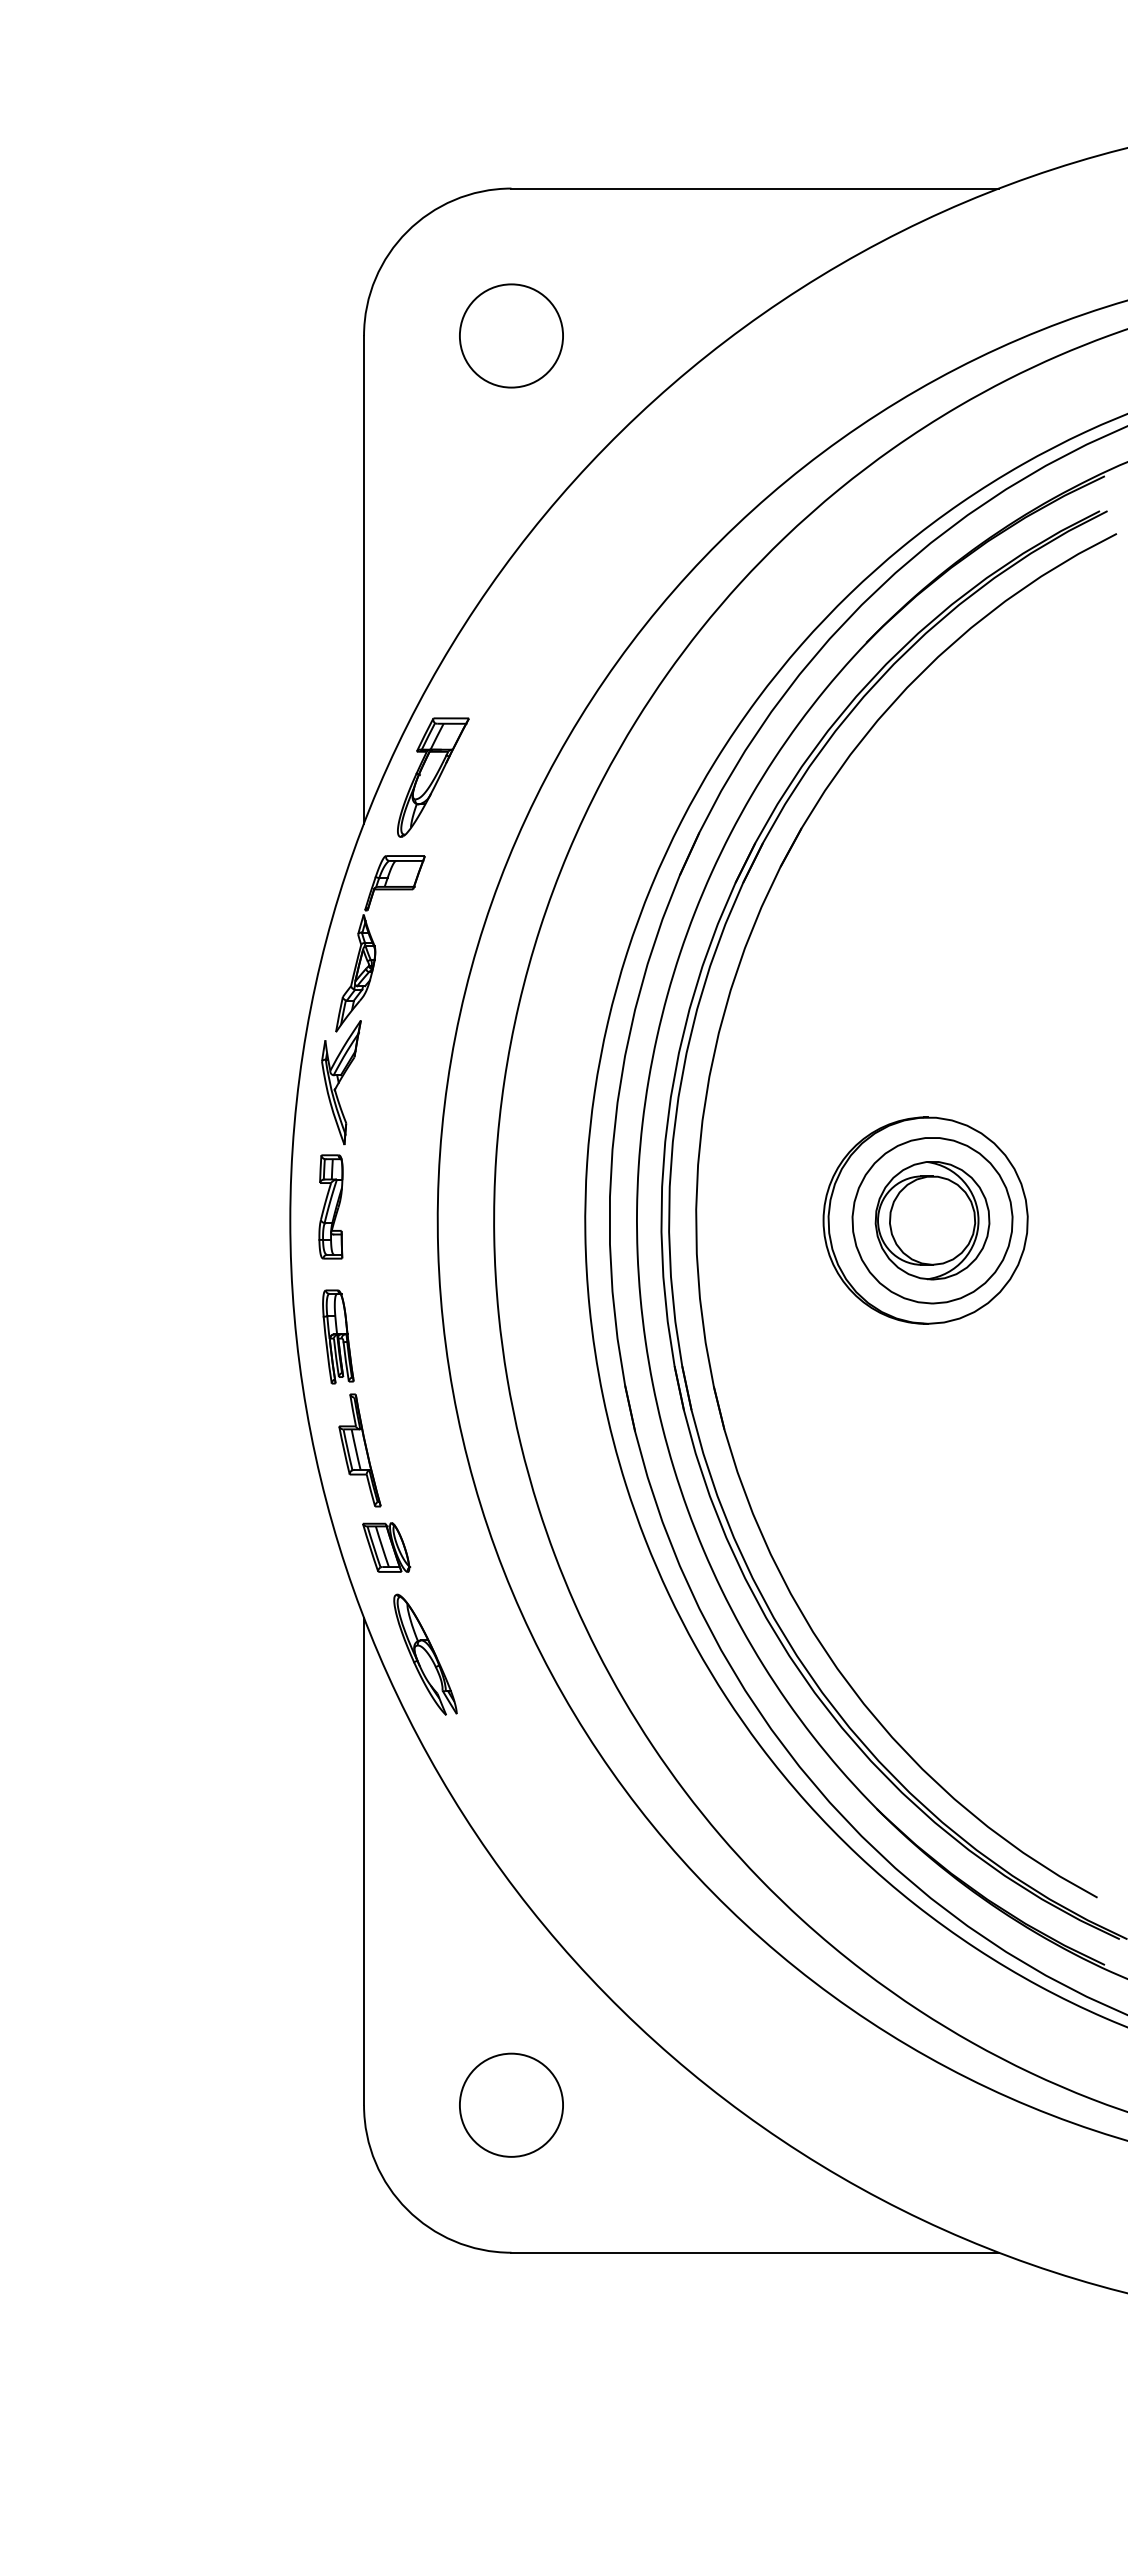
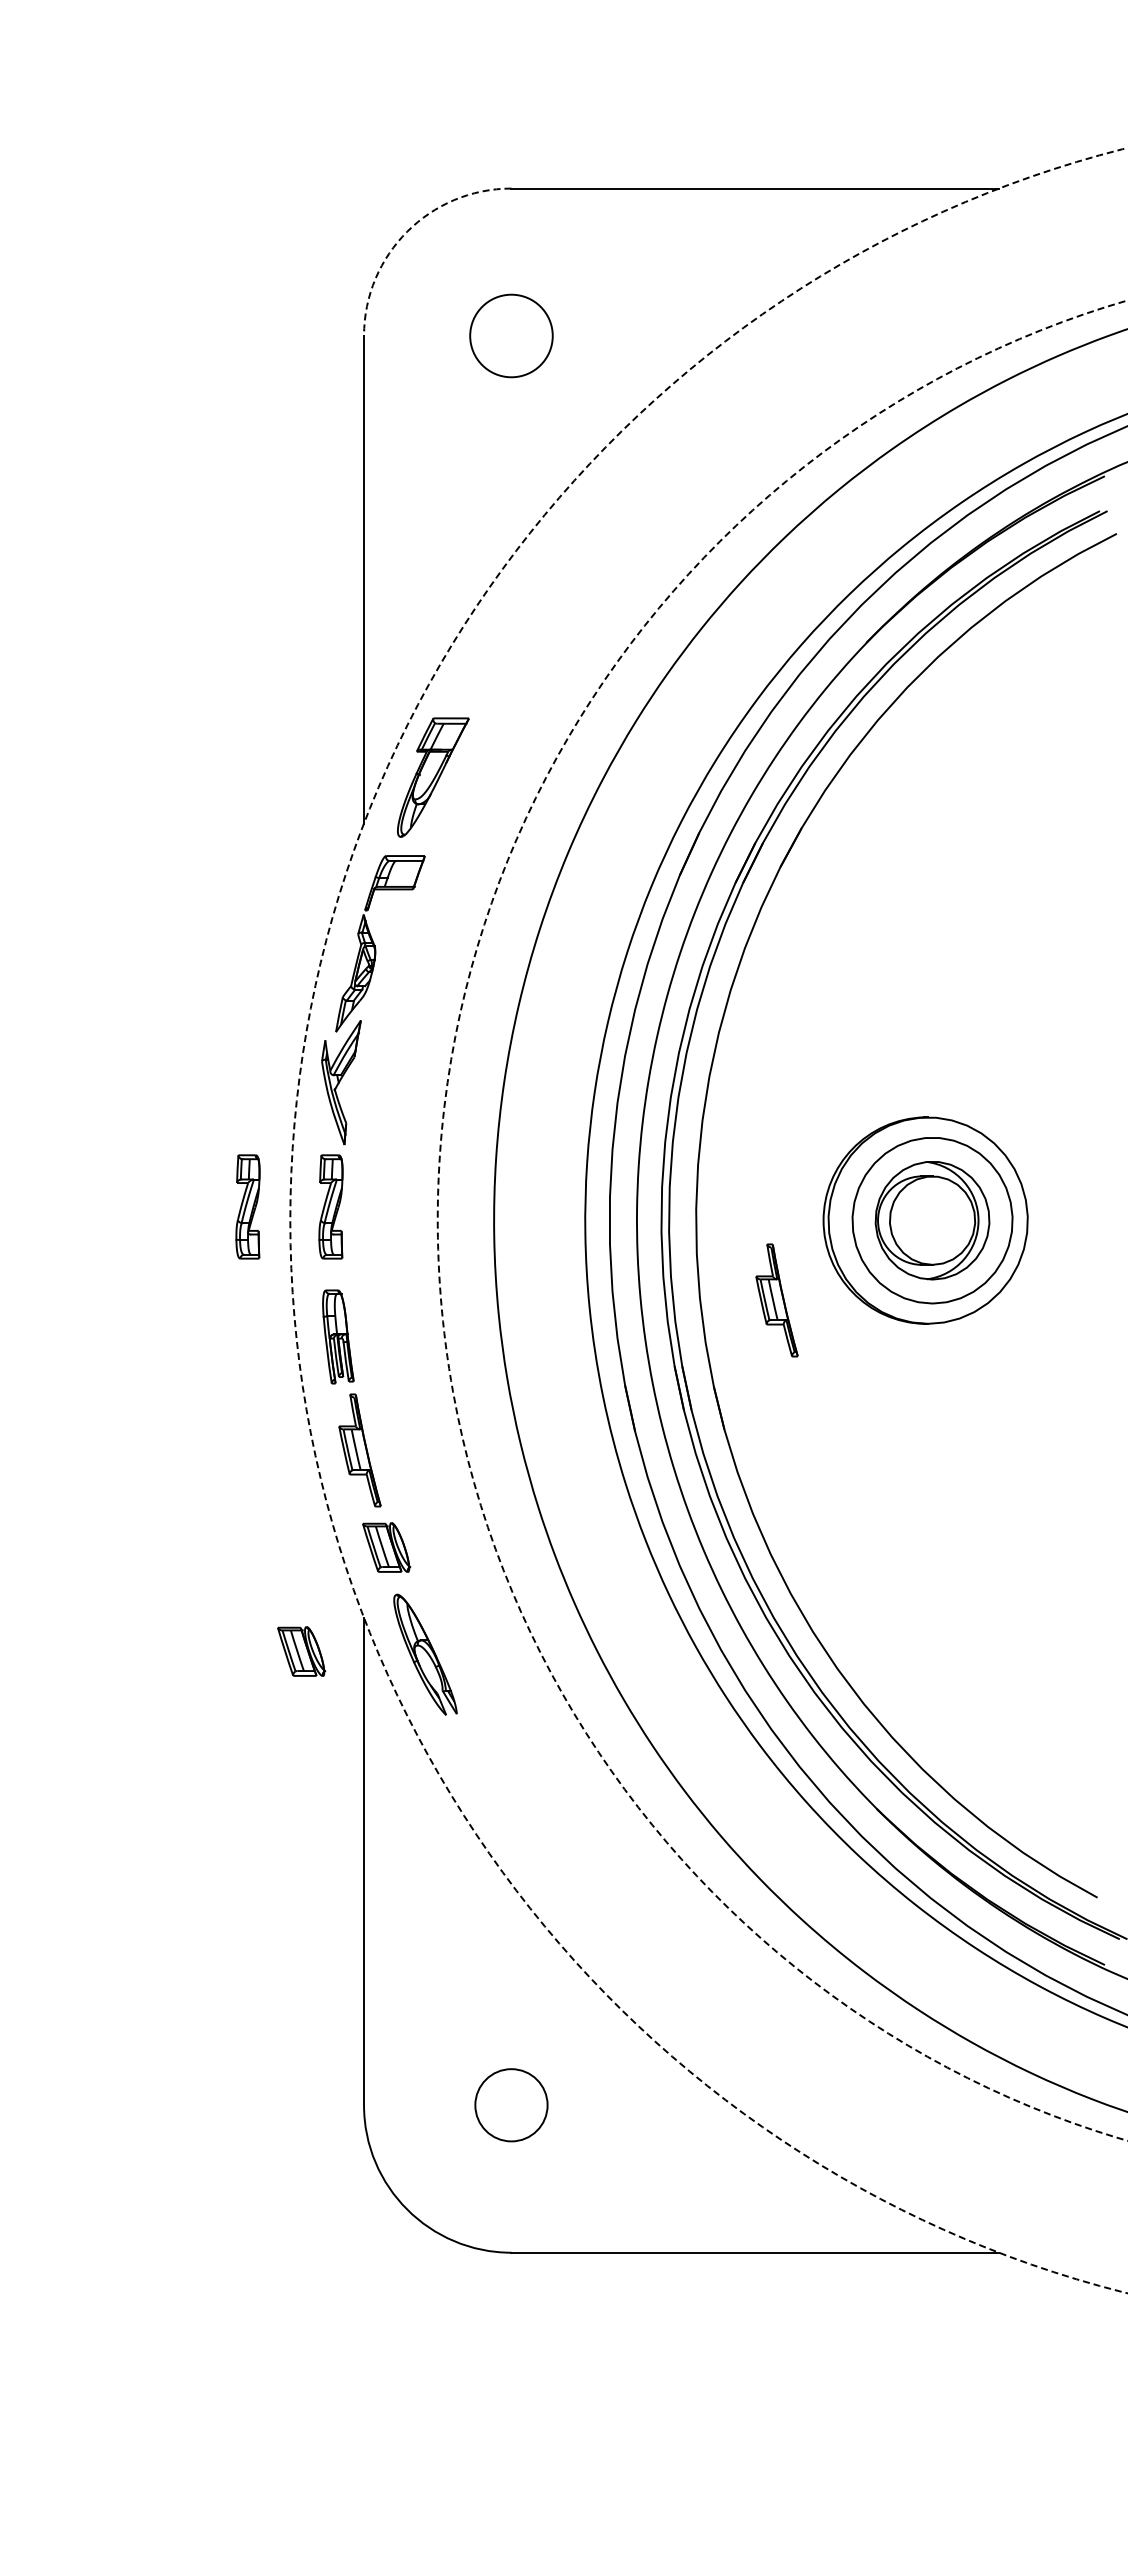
arc: solid -> dashed (407, 231)
circle diameter: 103 px -> 83 px (511, 335)
part: none -> present (247, 1206)
arc: solid -> dashed (290, 1220)
arc: solid -> dashed (437, 1221)
part: none -> present (776, 1300)
part: none -> present (301, 1651)
circle diameter: 103 px -> 72 px (511, 2105)
